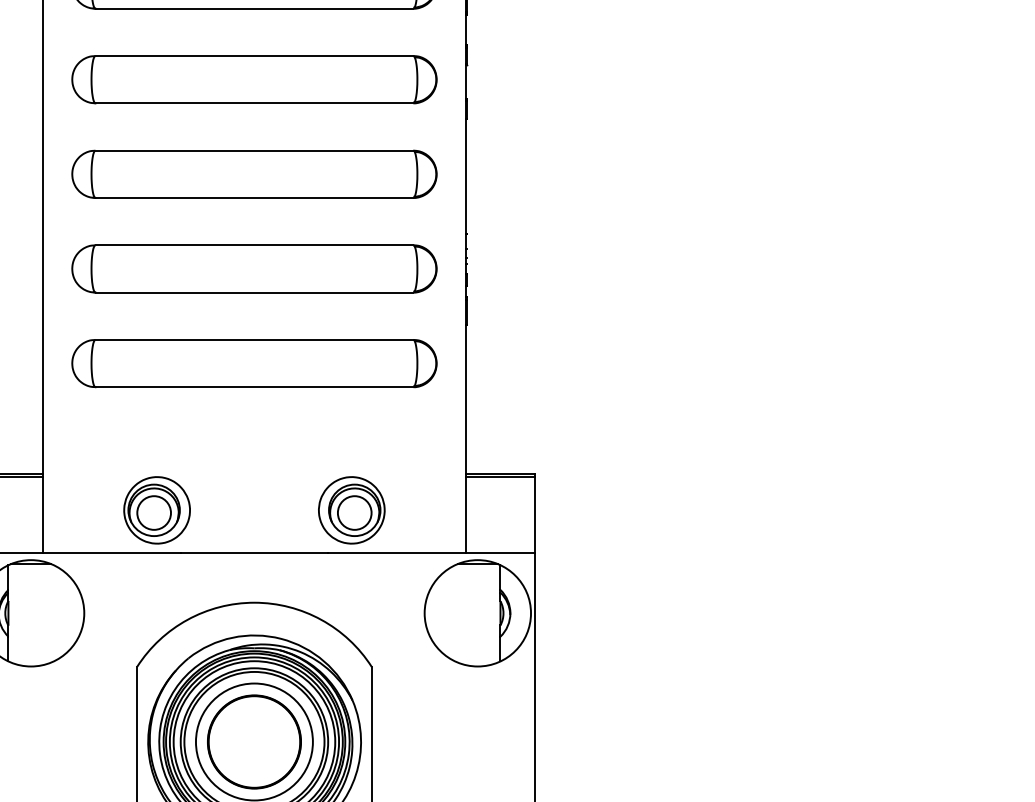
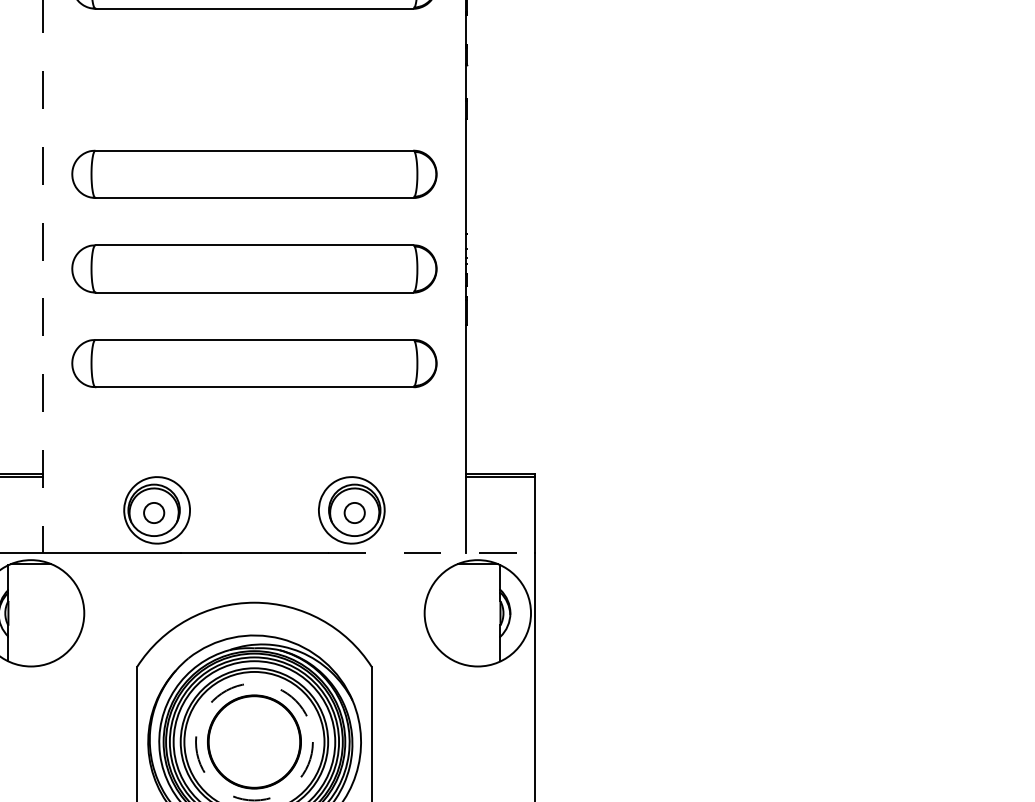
part: present -> none (254, 79)
line: solid -> dashed (42, 276)
circle diameter: 34 px -> 20 px (154, 512)
circle diameter: 34 px -> 20 px (354, 512)
line: solid -> dashed (431, 552)
circle: solid -> dashed (253, 741)
